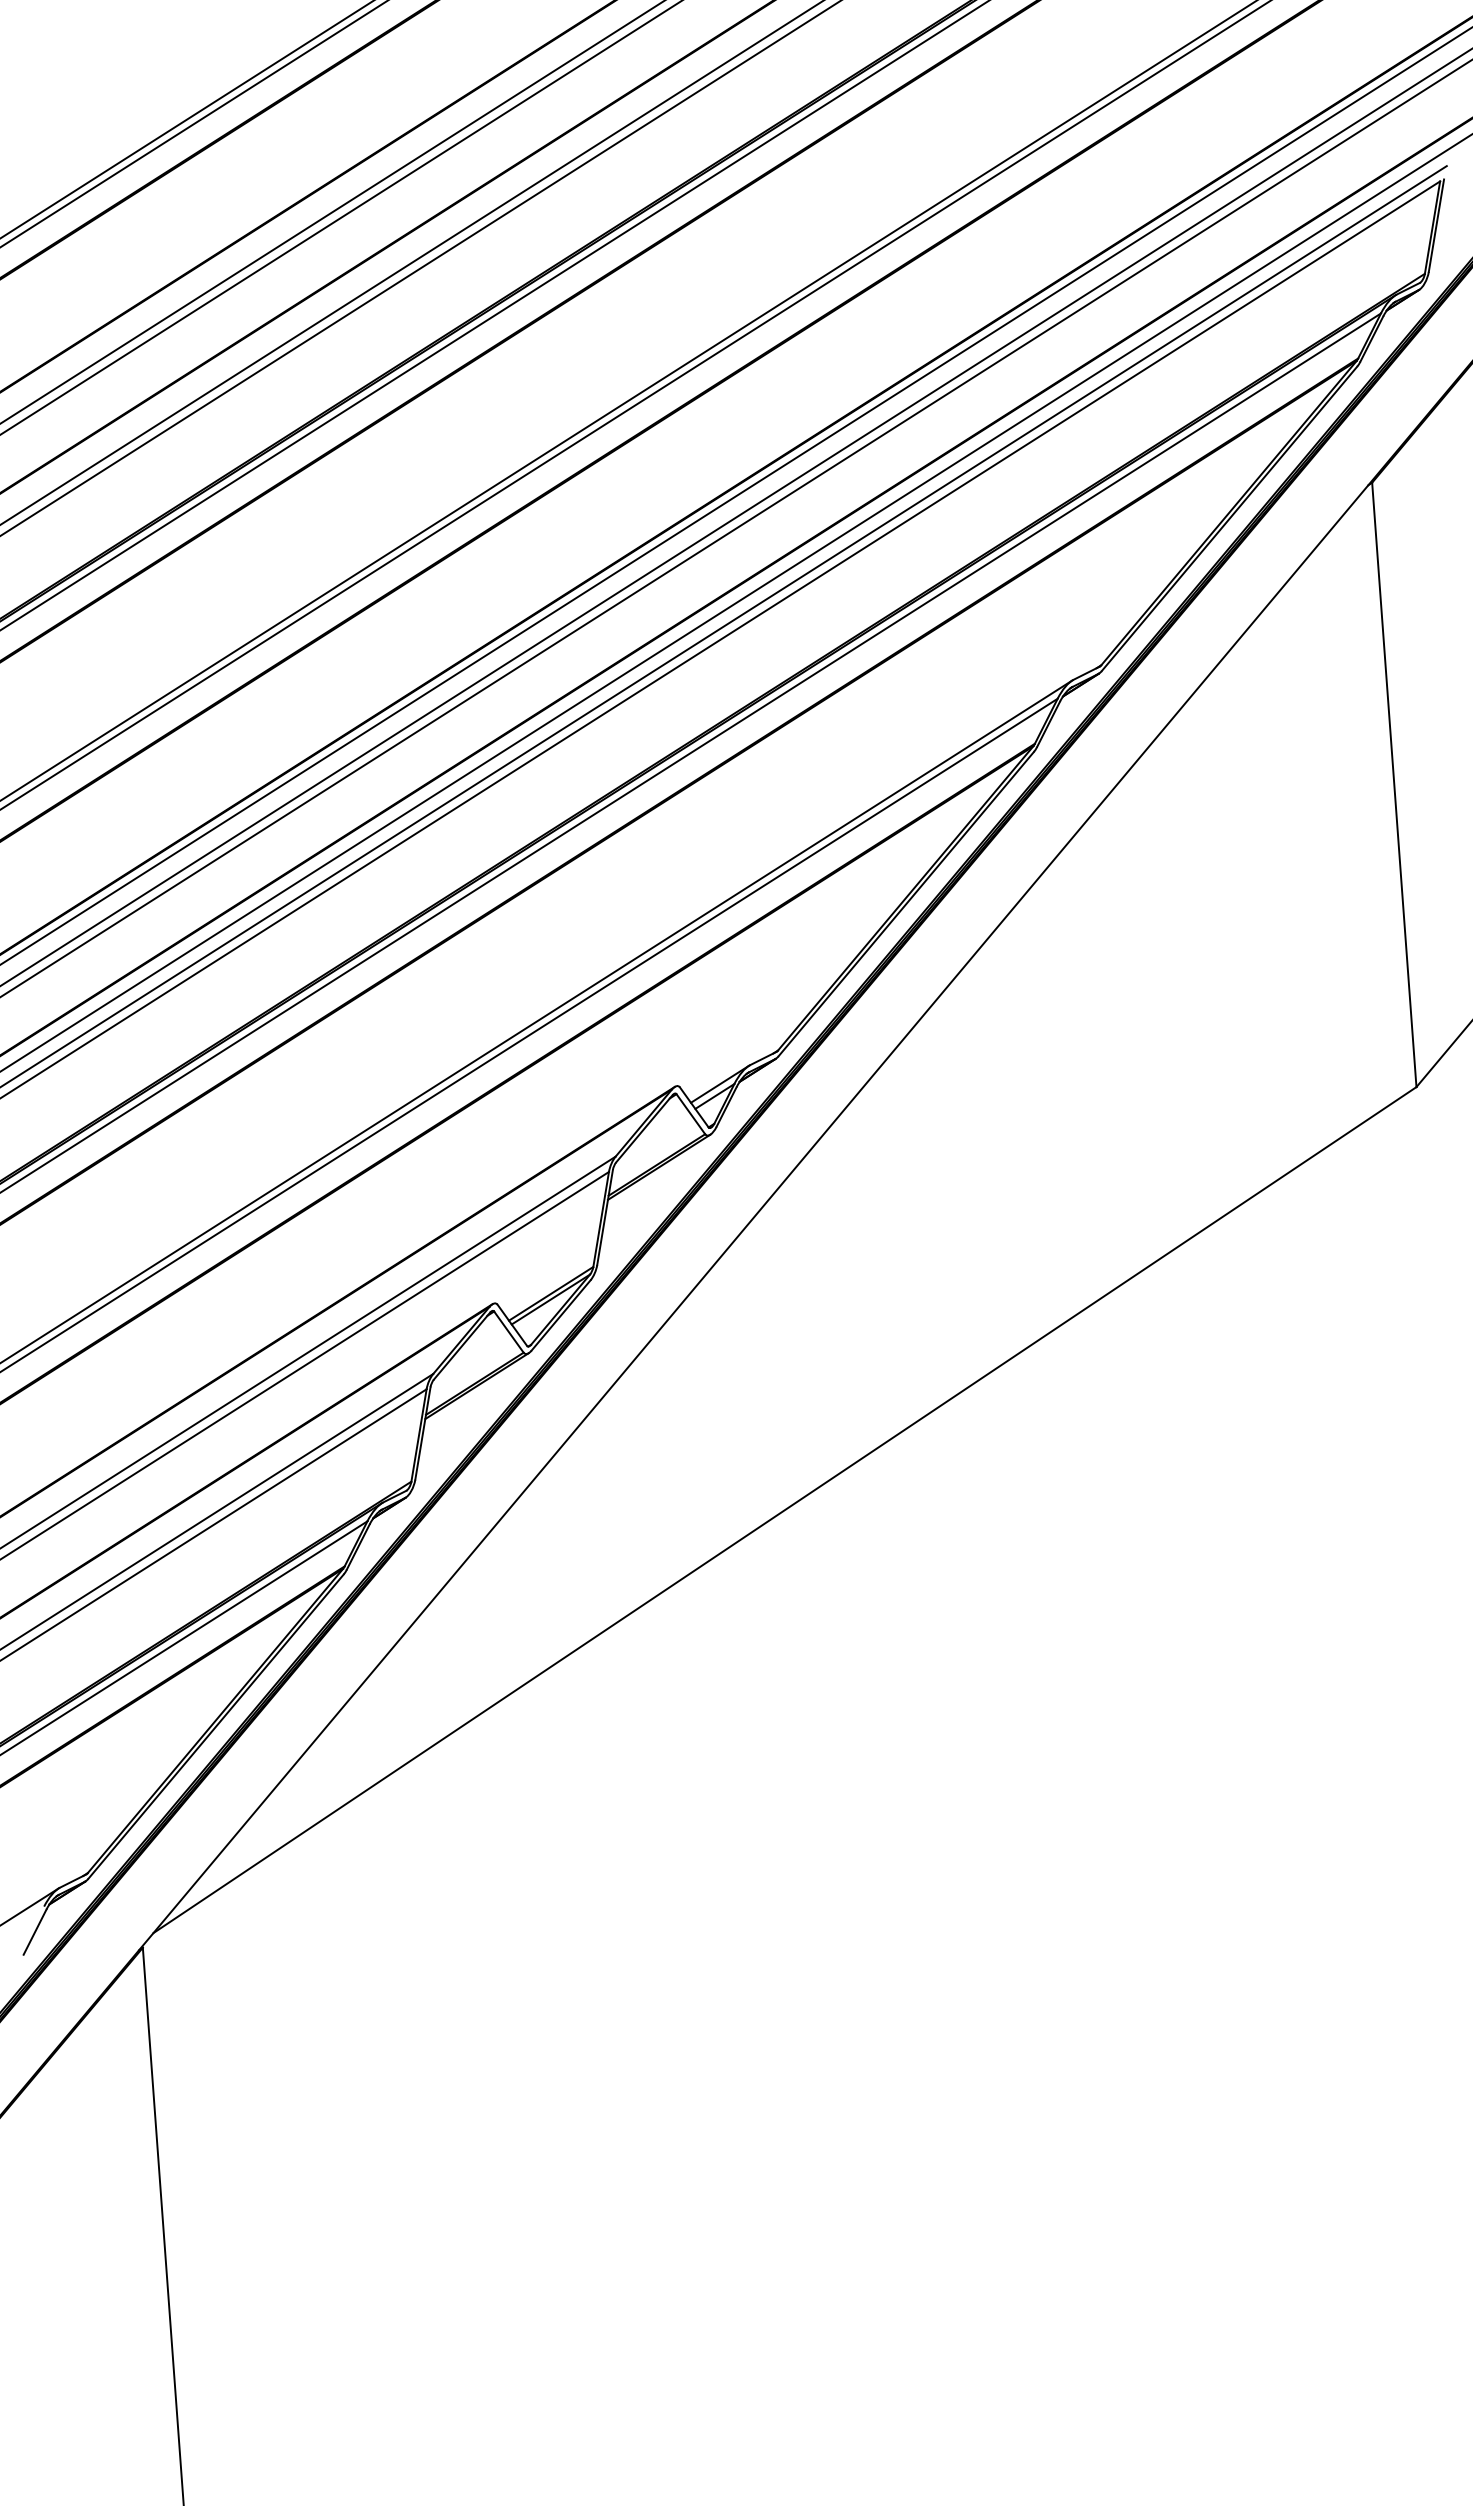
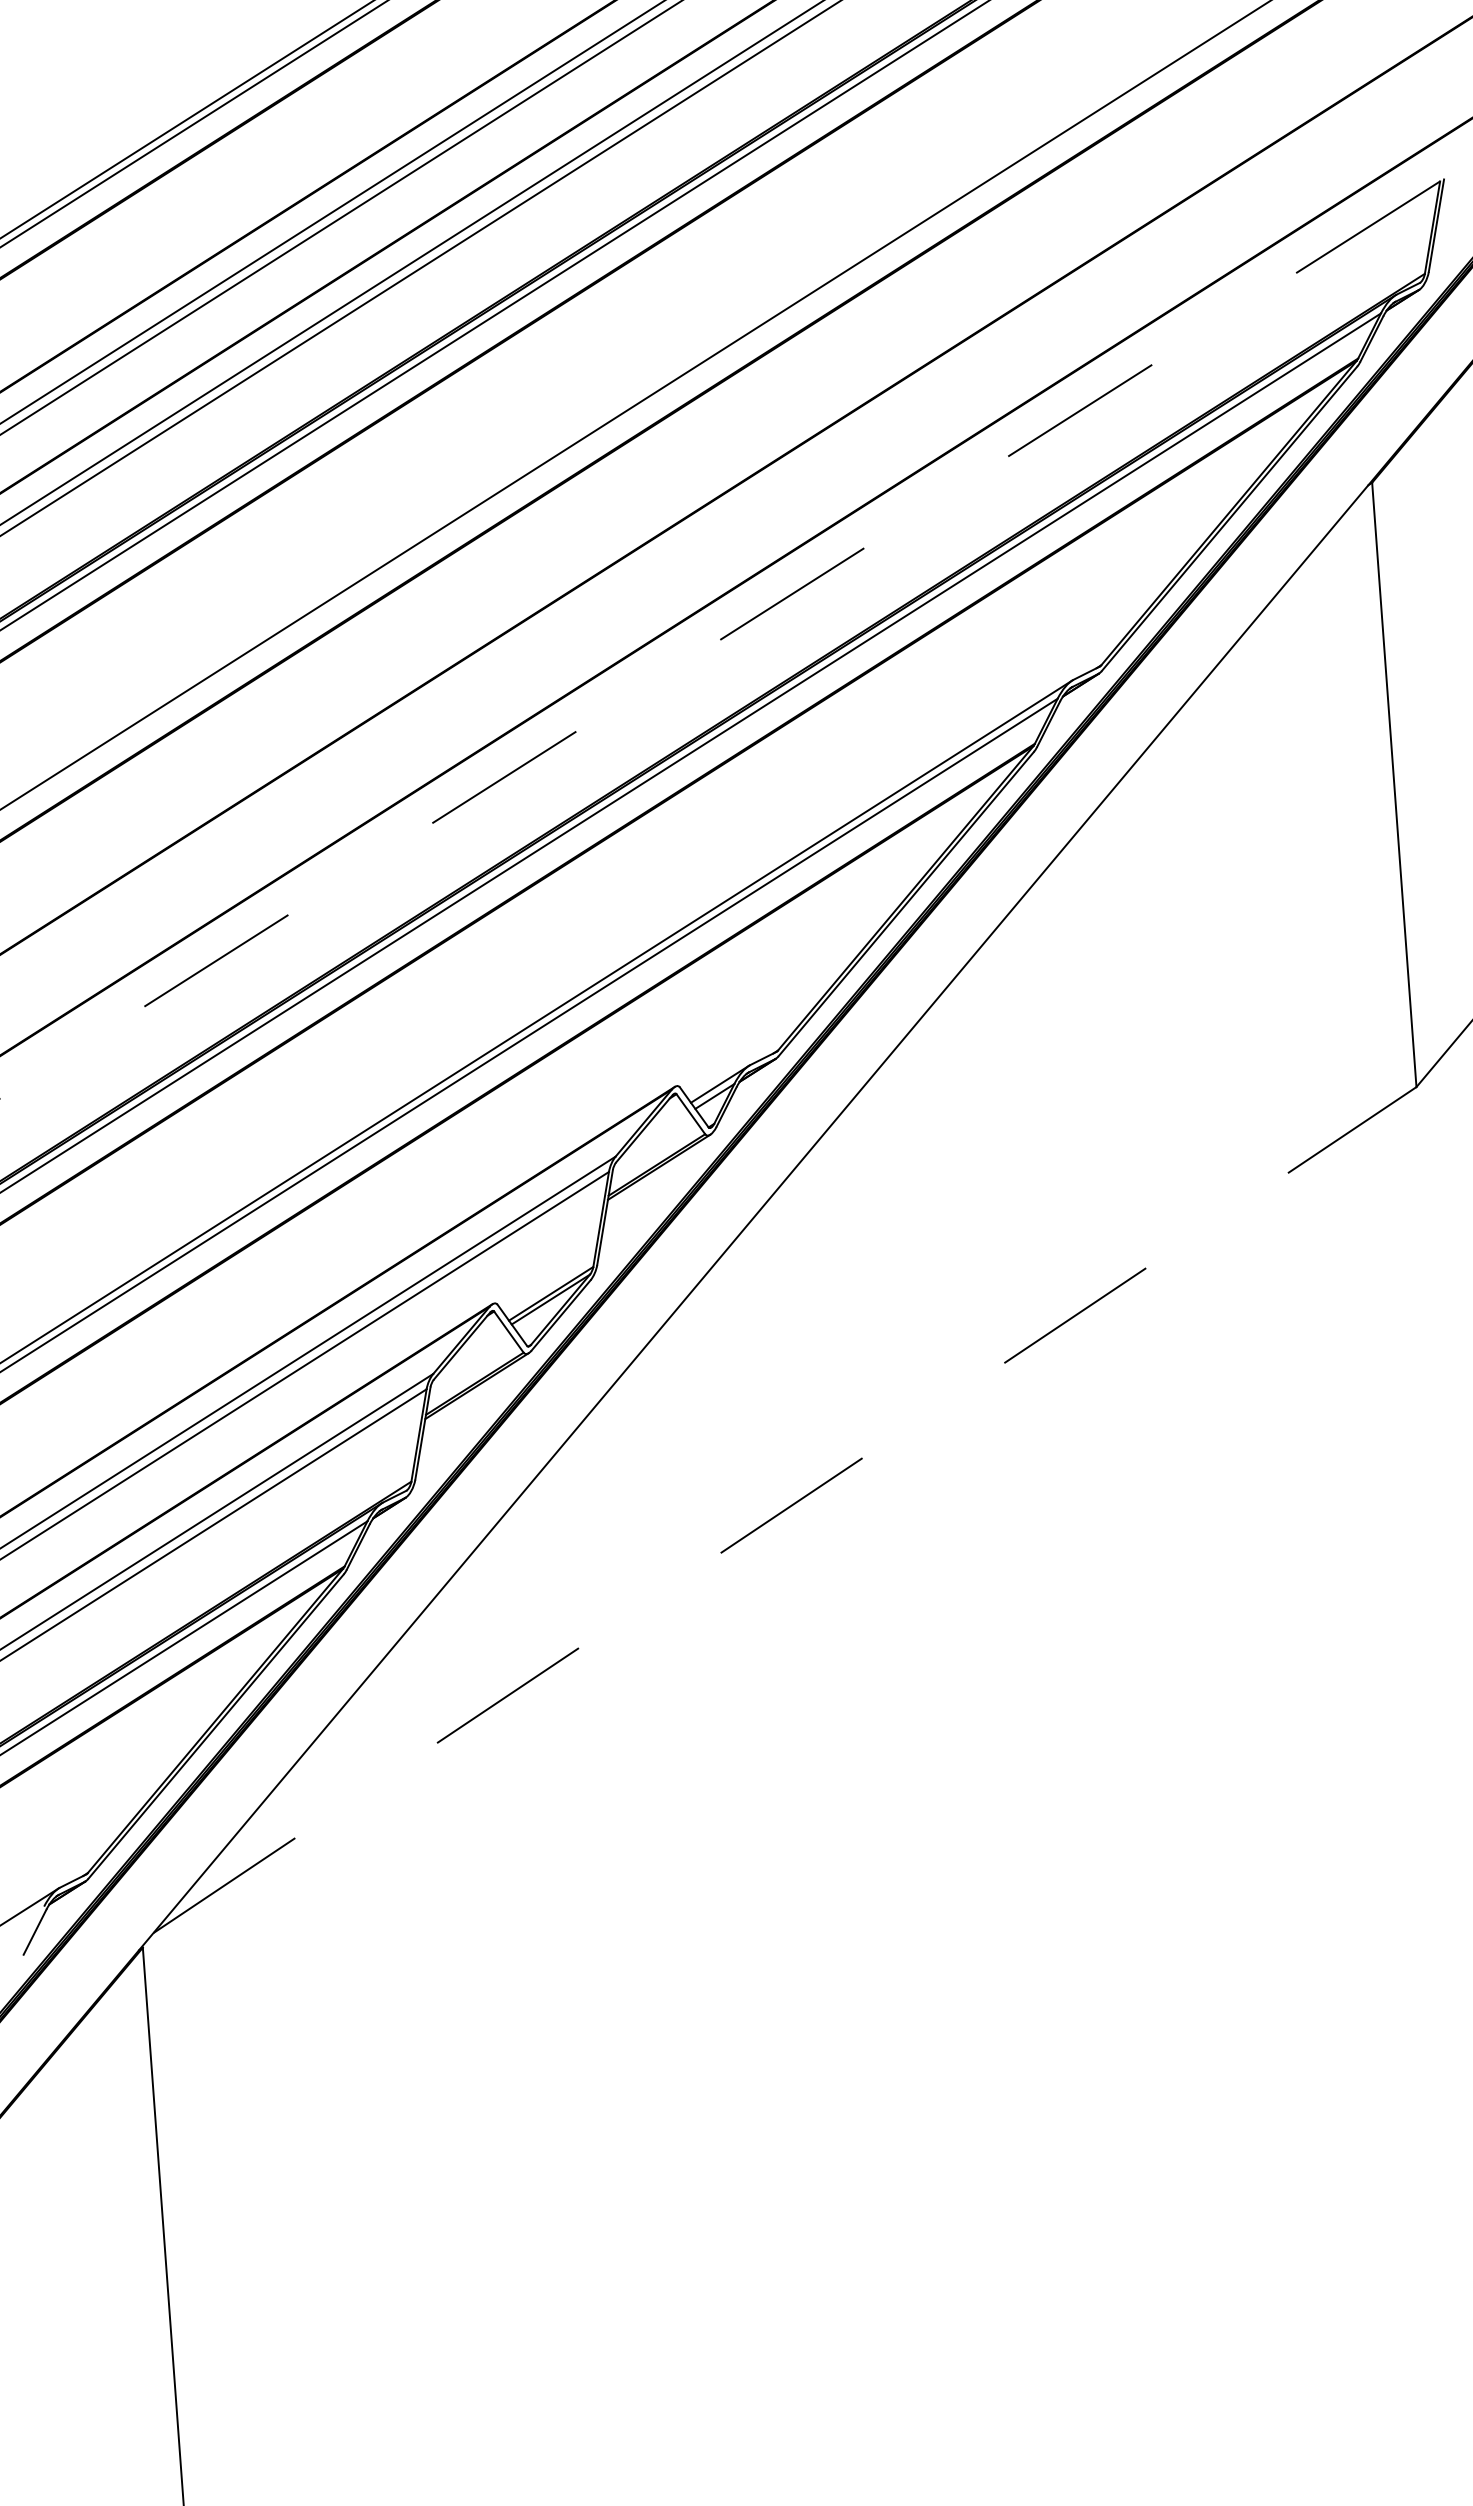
line: present -> none (627, 400)
line: present -> none (735, 496)
line: present -> none (735, 517)
line: present -> none (735, 528)
line: present -> none (735, 602)
line: present -> none (724, 625)
line: solid -> dashed (720, 639)
line: solid -> dashed (785, 1509)
